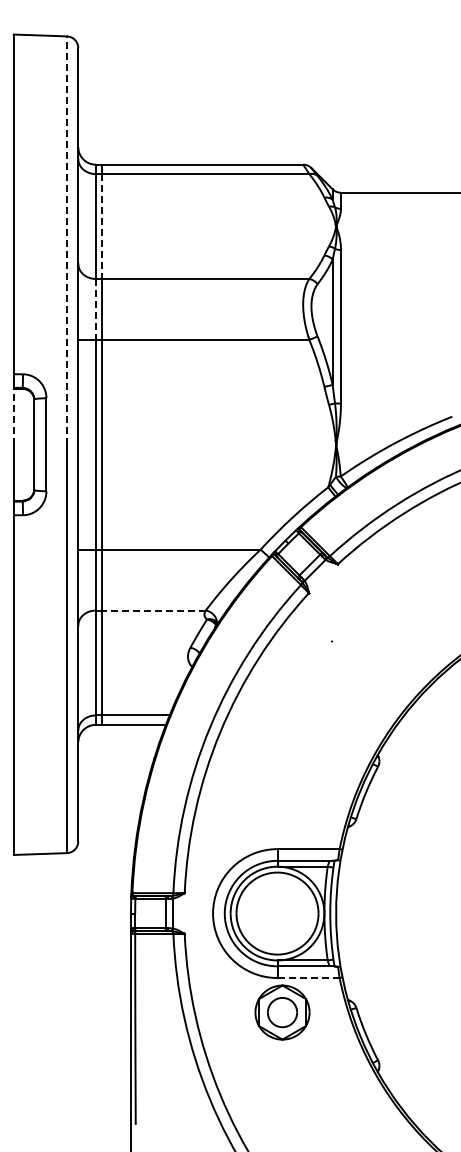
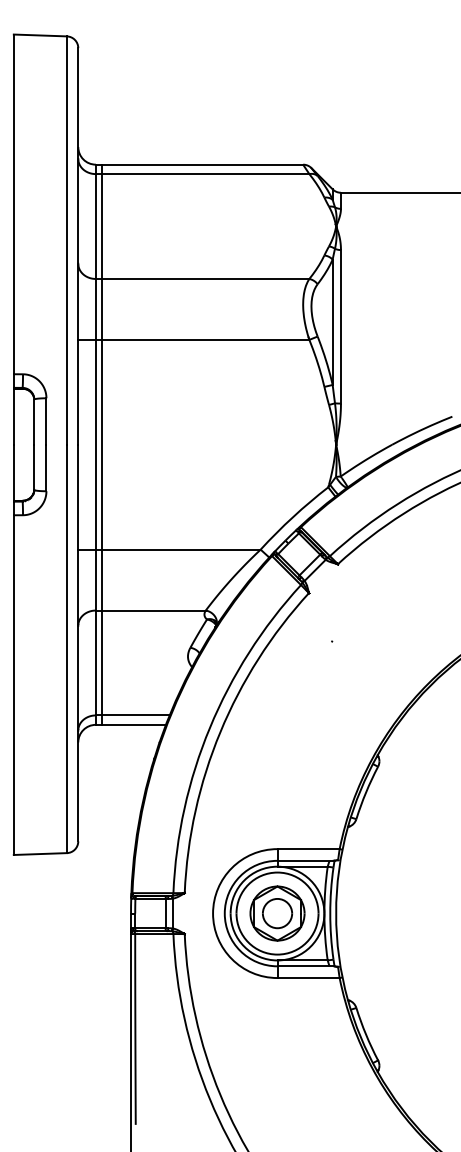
line: dashed -> solid (101, 227)
line: dashed -> solid (66, 240)
line: dashed -> solid (95, 309)
line: dashed -> solid (13, 416)
line: dashed -> solid (153, 610)
line: dashed -> solid (308, 978)
part position: (282, 1012) -> (277, 913) (277, 913)
